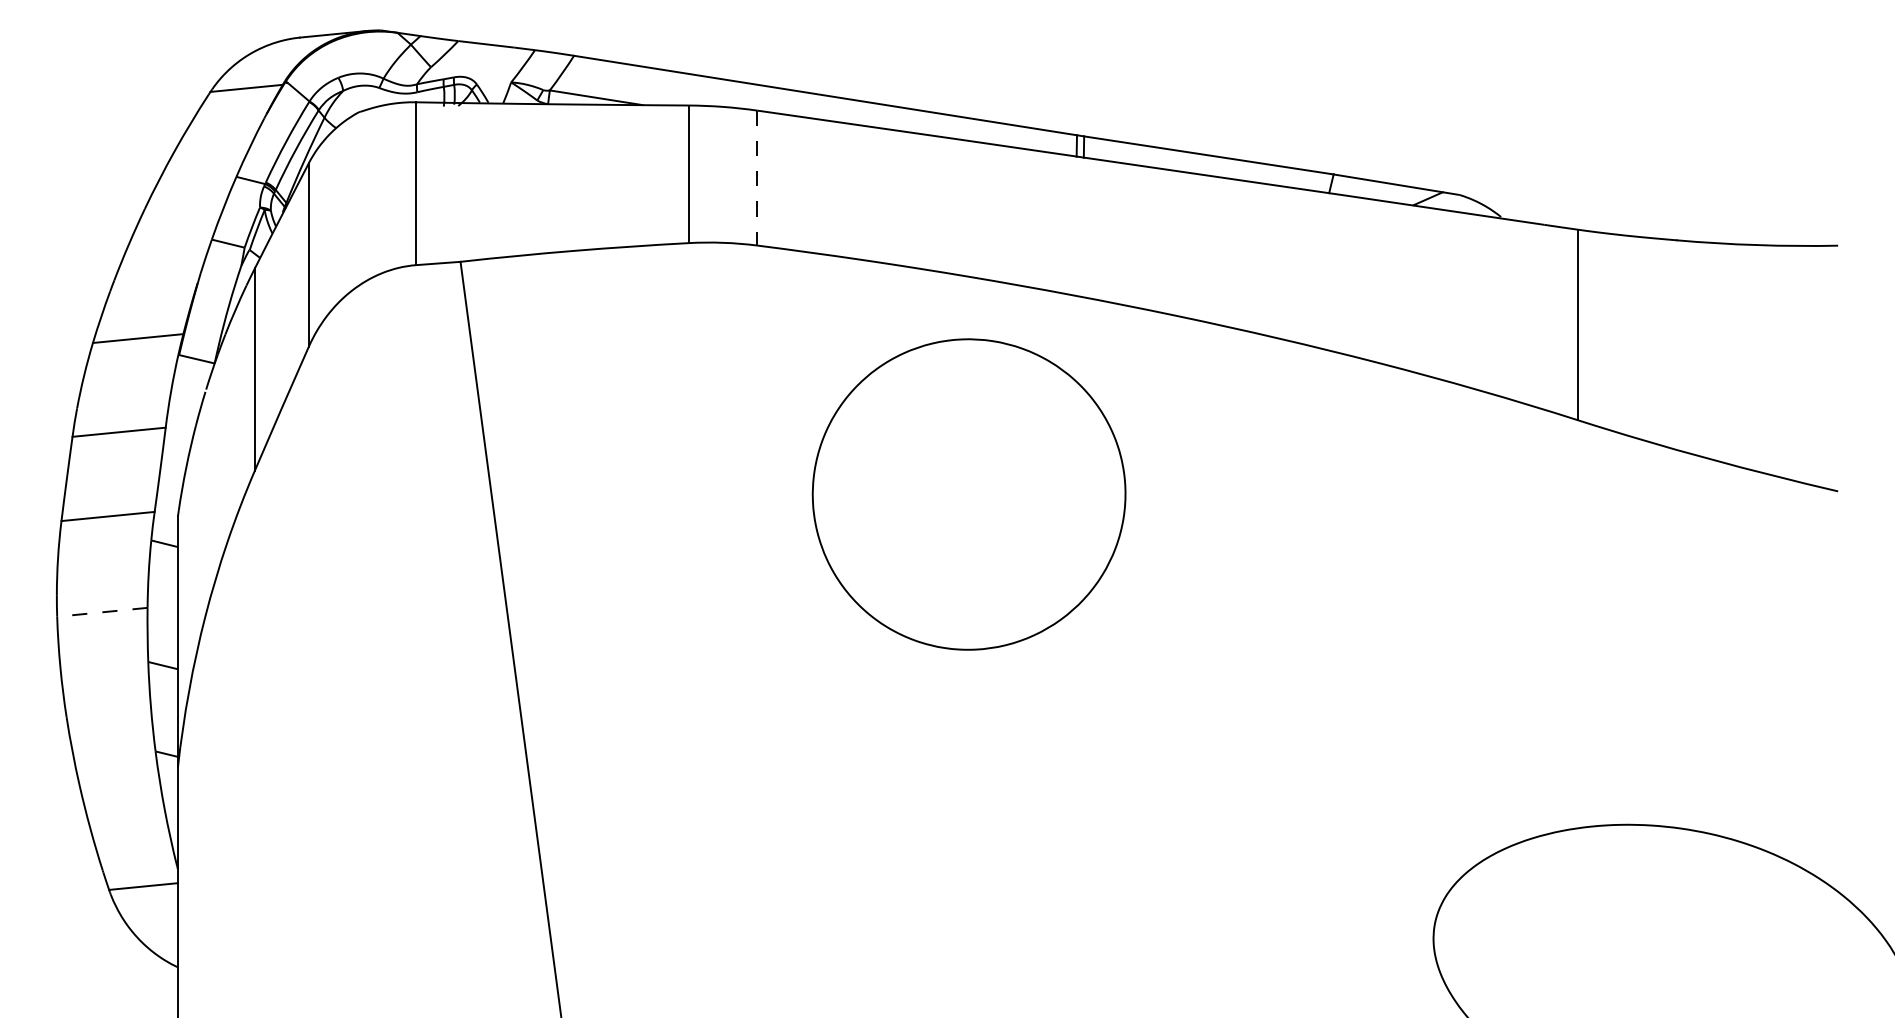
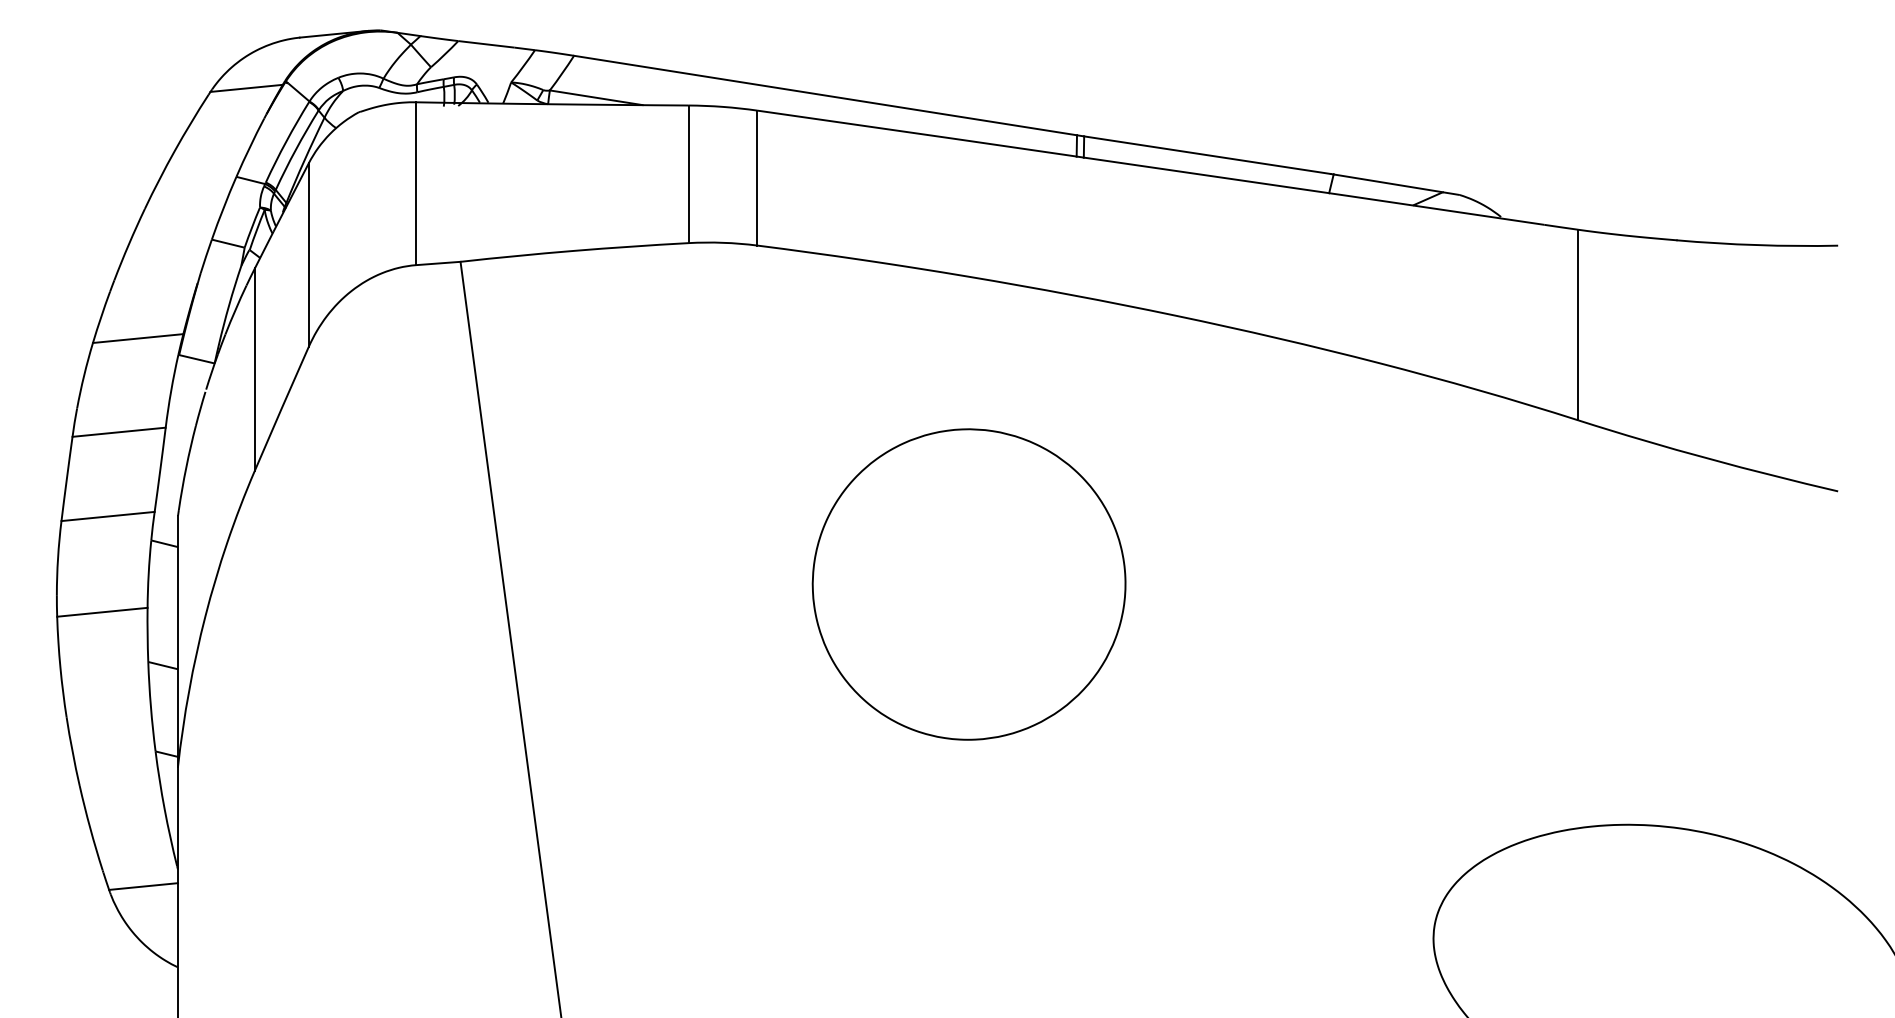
line: dashed -> solid (757, 178)
part position: (968, 494) -> (968, 584) (968, 584)
line: dashed -> solid (101, 612)
